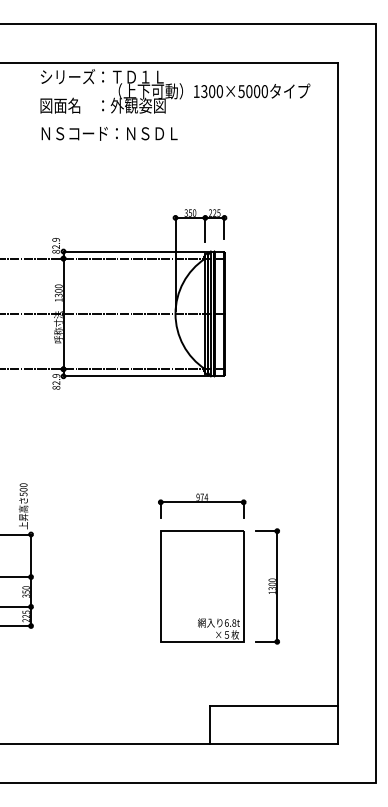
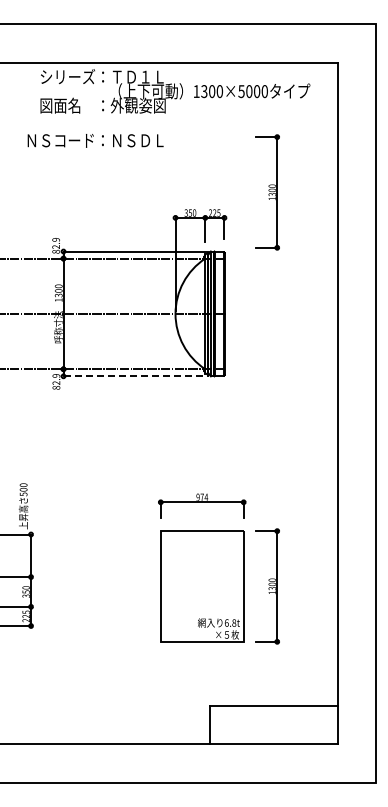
text position: (109, 133) -> (95, 140) (95, 140)
part: none -> present (267, 192)
line: solid -> dashed (136, 376)
